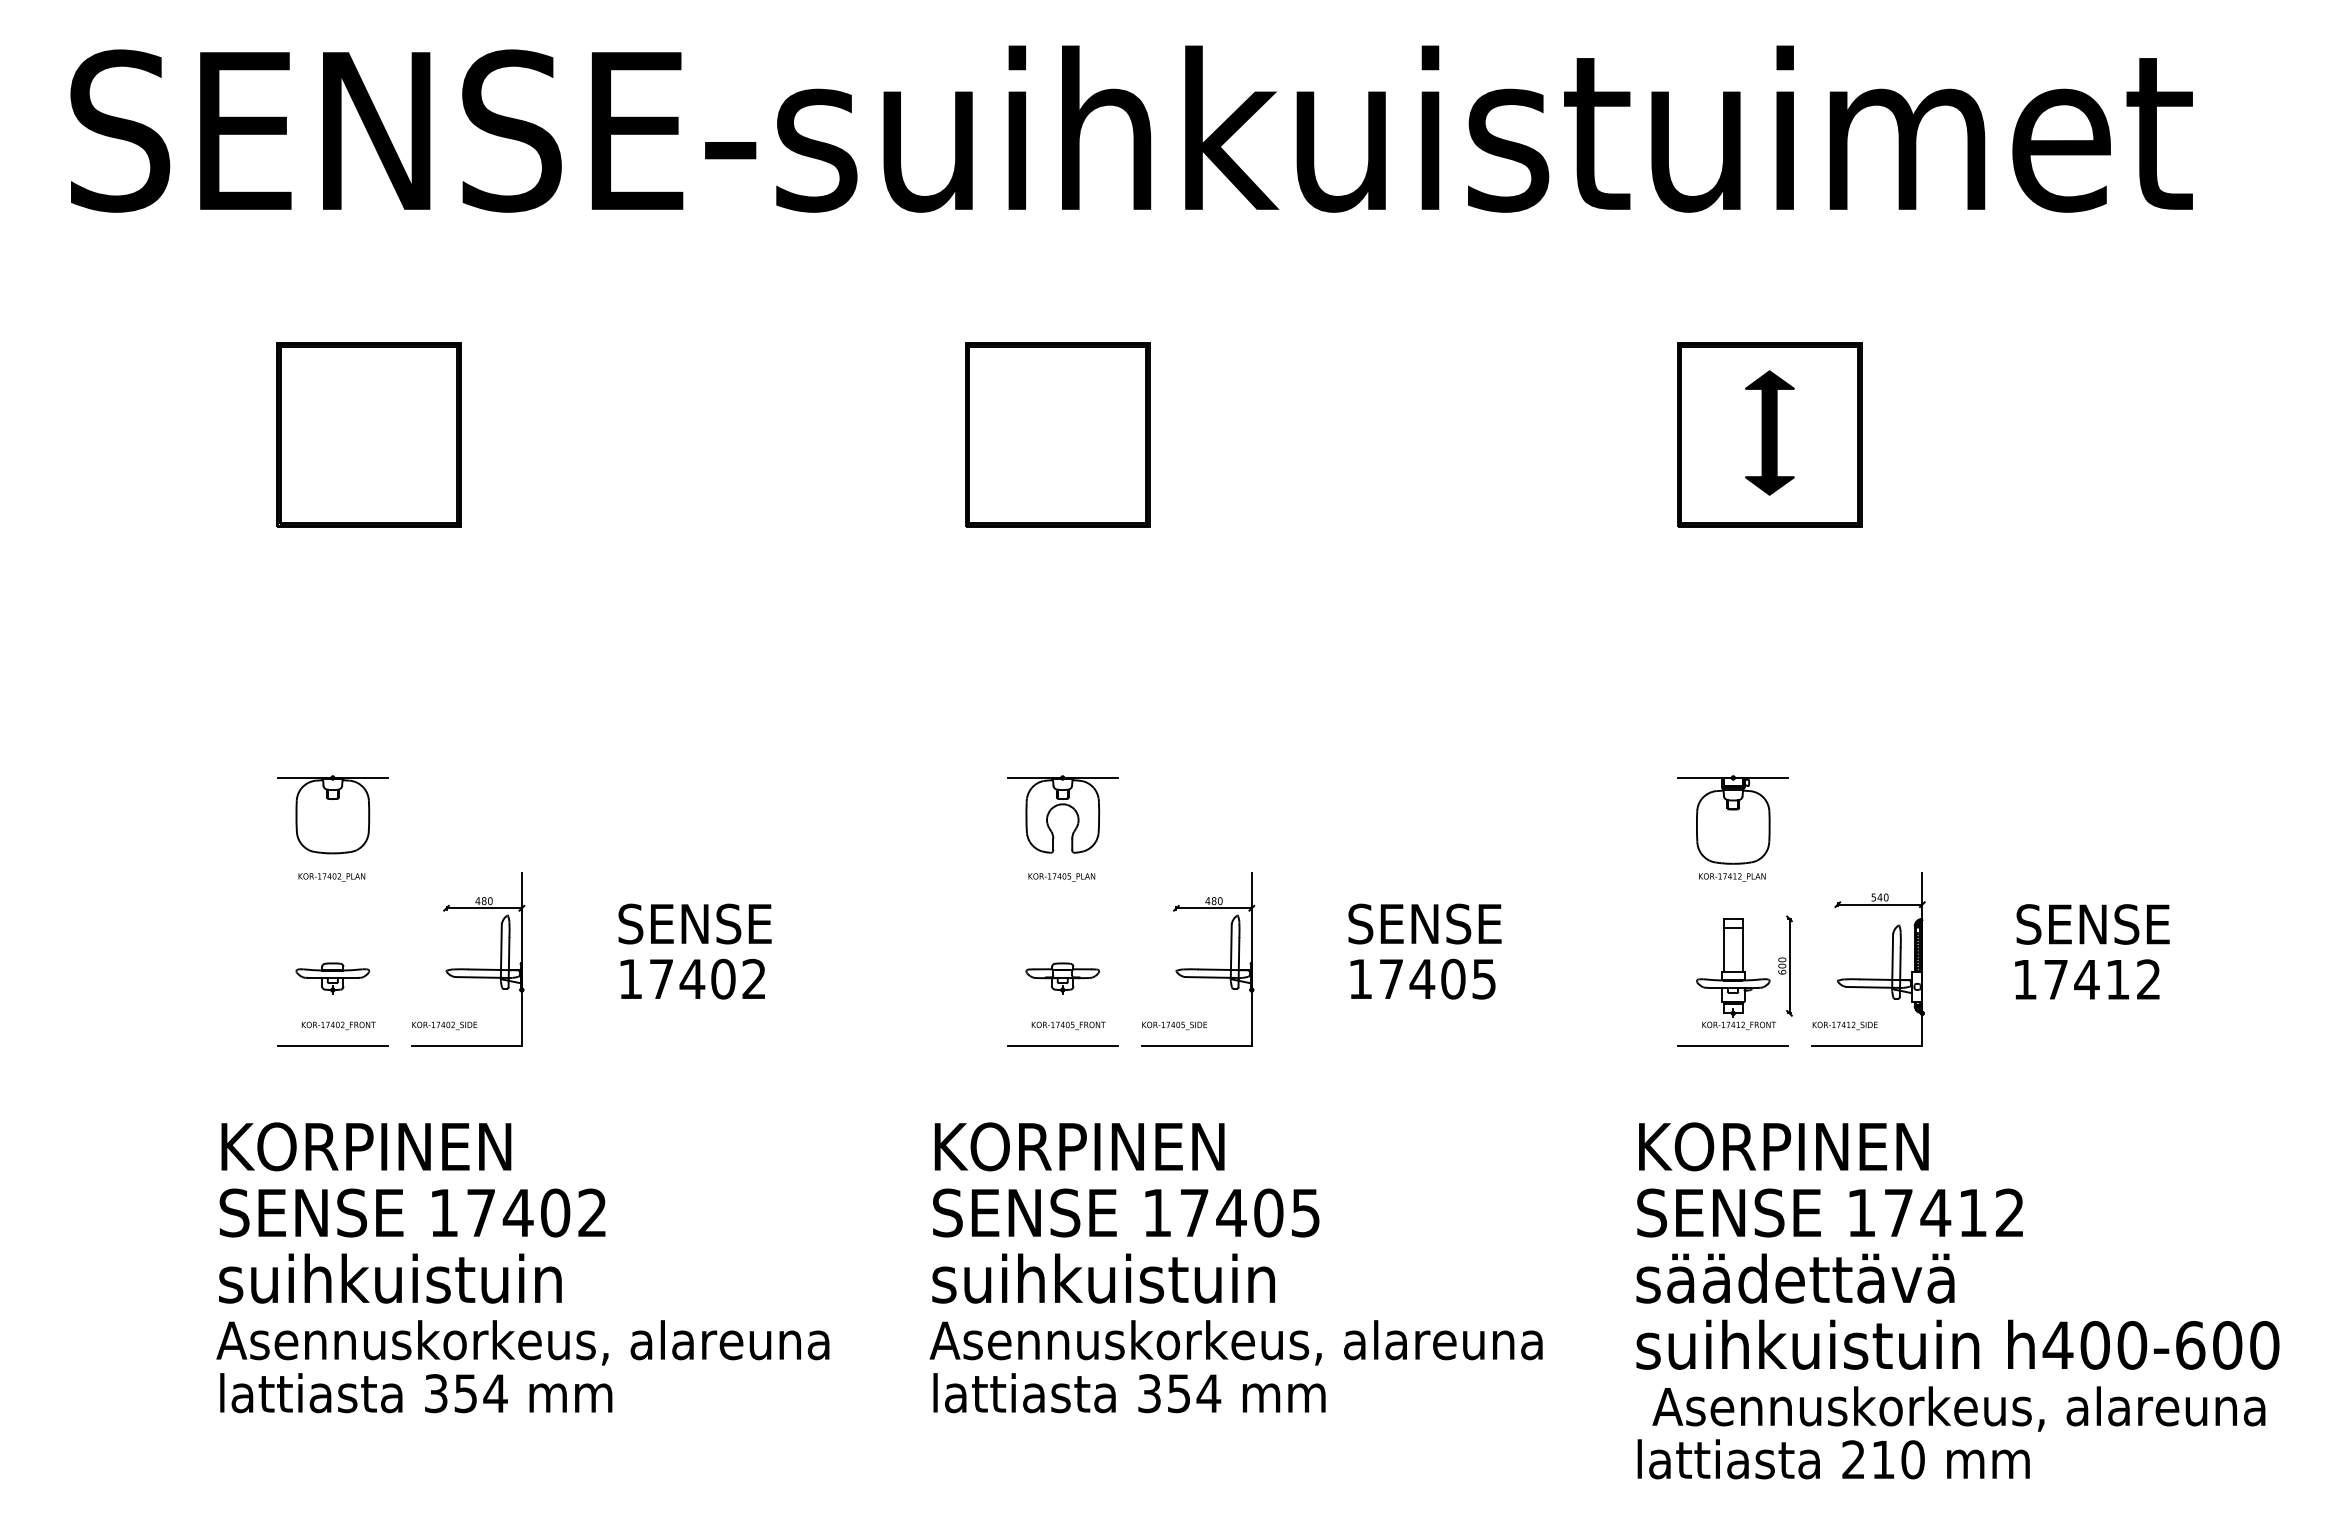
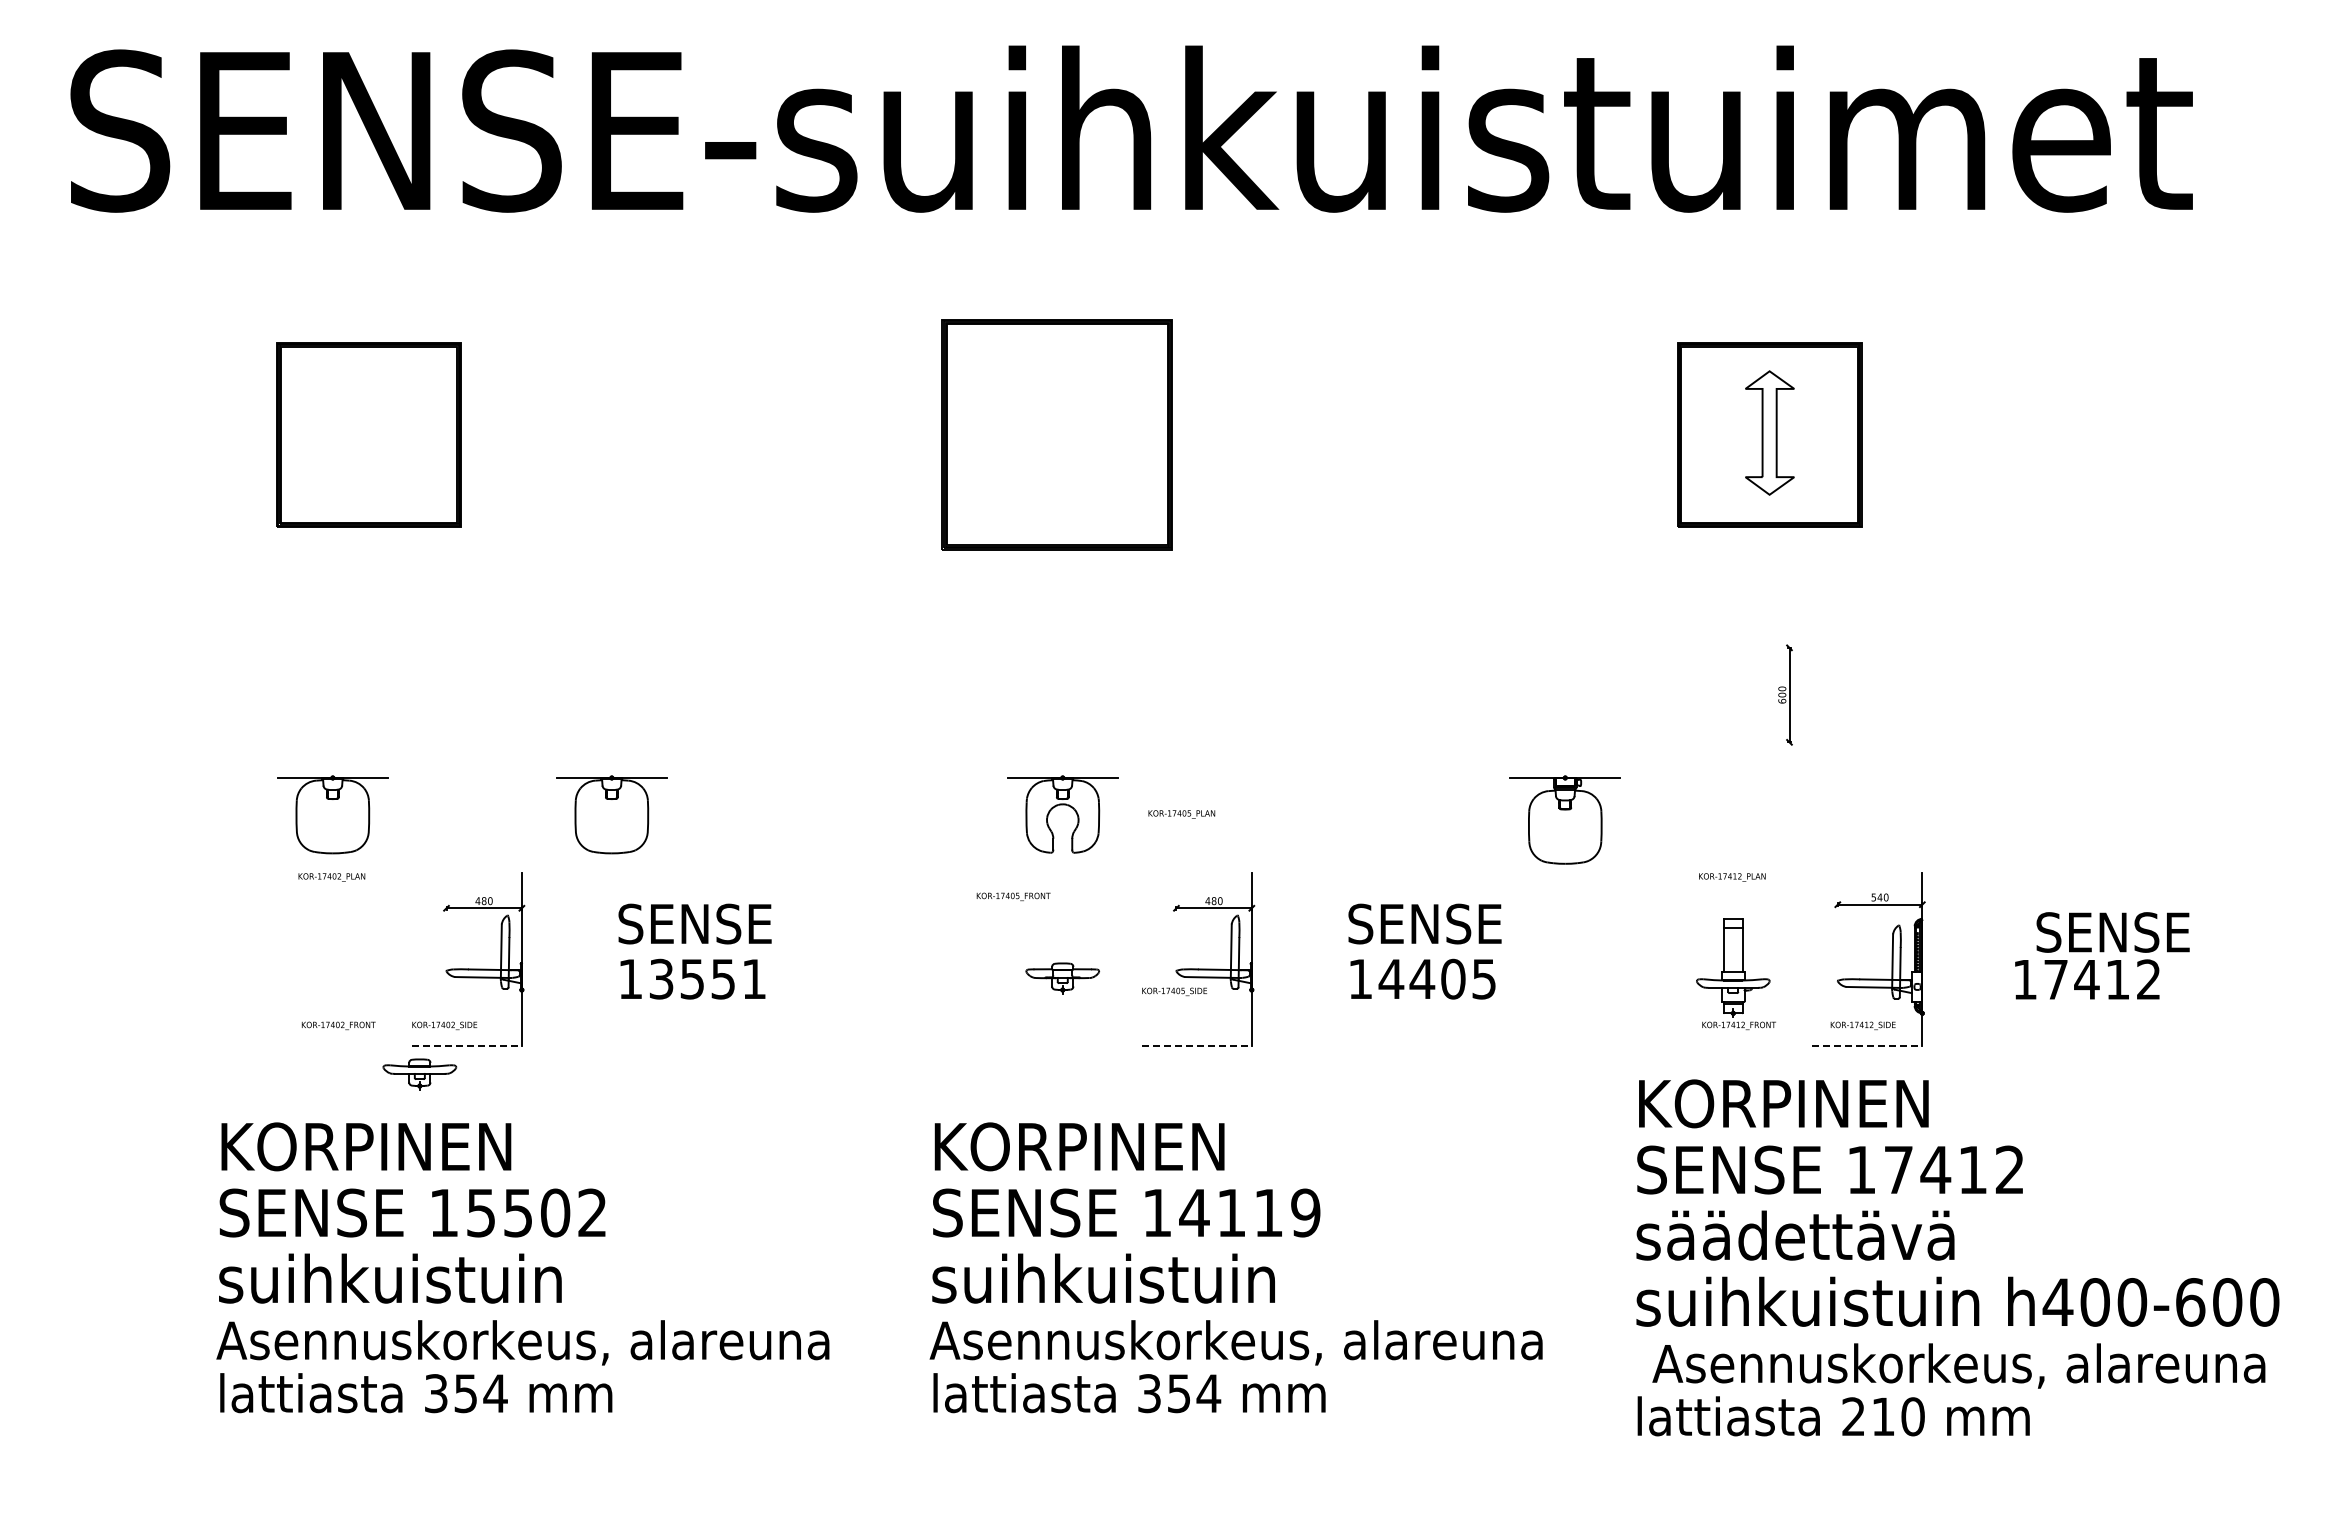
fill: present -> none (1769, 432)
part size: 186x186 px -> 232x232 px (1056, 434)
part: none -> present (611, 814)
part position: (1732, 819) -> (1564, 819) (1564, 819)
text position: (1061, 877) -> (1181, 814) (1181, 814)
text position: (2092, 924) -> (2112, 932) (2112, 932)
part position: (1785, 965) -> (1785, 694) (1785, 694)
part position: (332, 978) -> (419, 1074) (419, 1074)
text: 17402 -> 13551 (707, 978)
text: 17405 -> 14405 (1391, 978)
text position: (1068, 1025) -> (1013, 896) (1013, 896)
text position: (1174, 1025) -> (1174, 991) (1174, 991)
text position: (1844, 1025) -> (1862, 1025) (1862, 1025)
line: present -> none (332, 1045)
line: solid -> dashed (467, 1045)
line: present -> none (1062, 1045)
line: solid -> dashed (1197, 1045)
line: present -> none (1733, 1045)
line: solid -> dashed (1867, 1045)
text: 17405 -> 14119 (1249, 1212)
text: 17402 -> 15502 (500, 1213)
text position: (1957, 1300) -> (1957, 1257) (1957, 1257)
